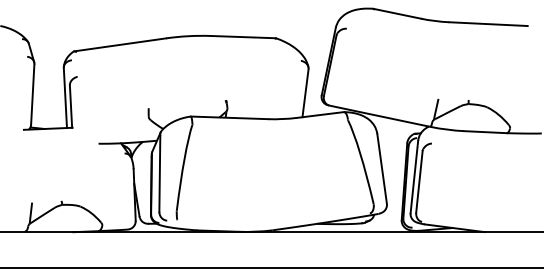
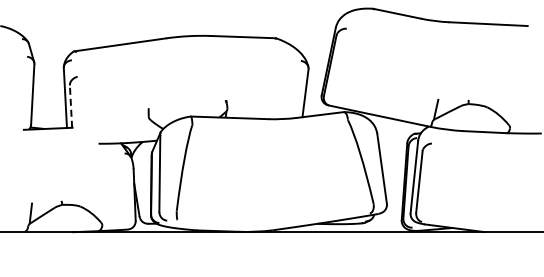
line: solid -> dashed (70, 106)
line: present -> none (271, 268)
